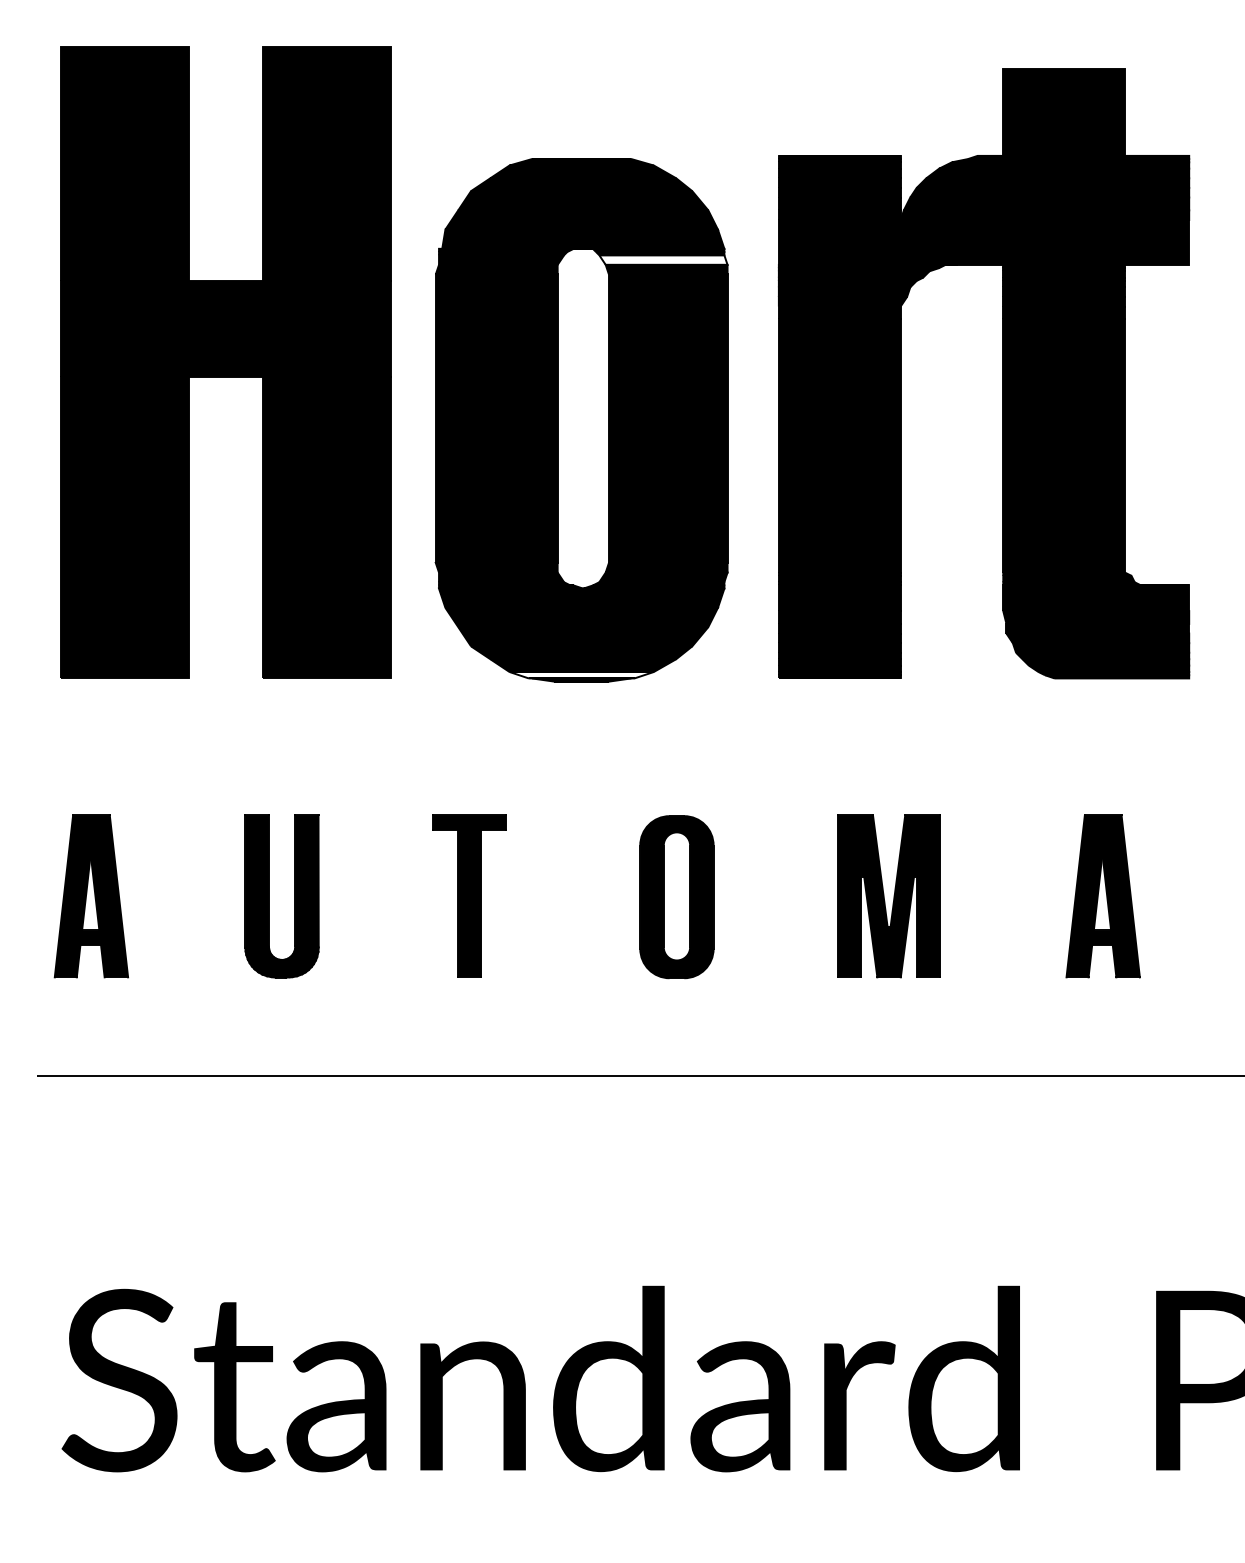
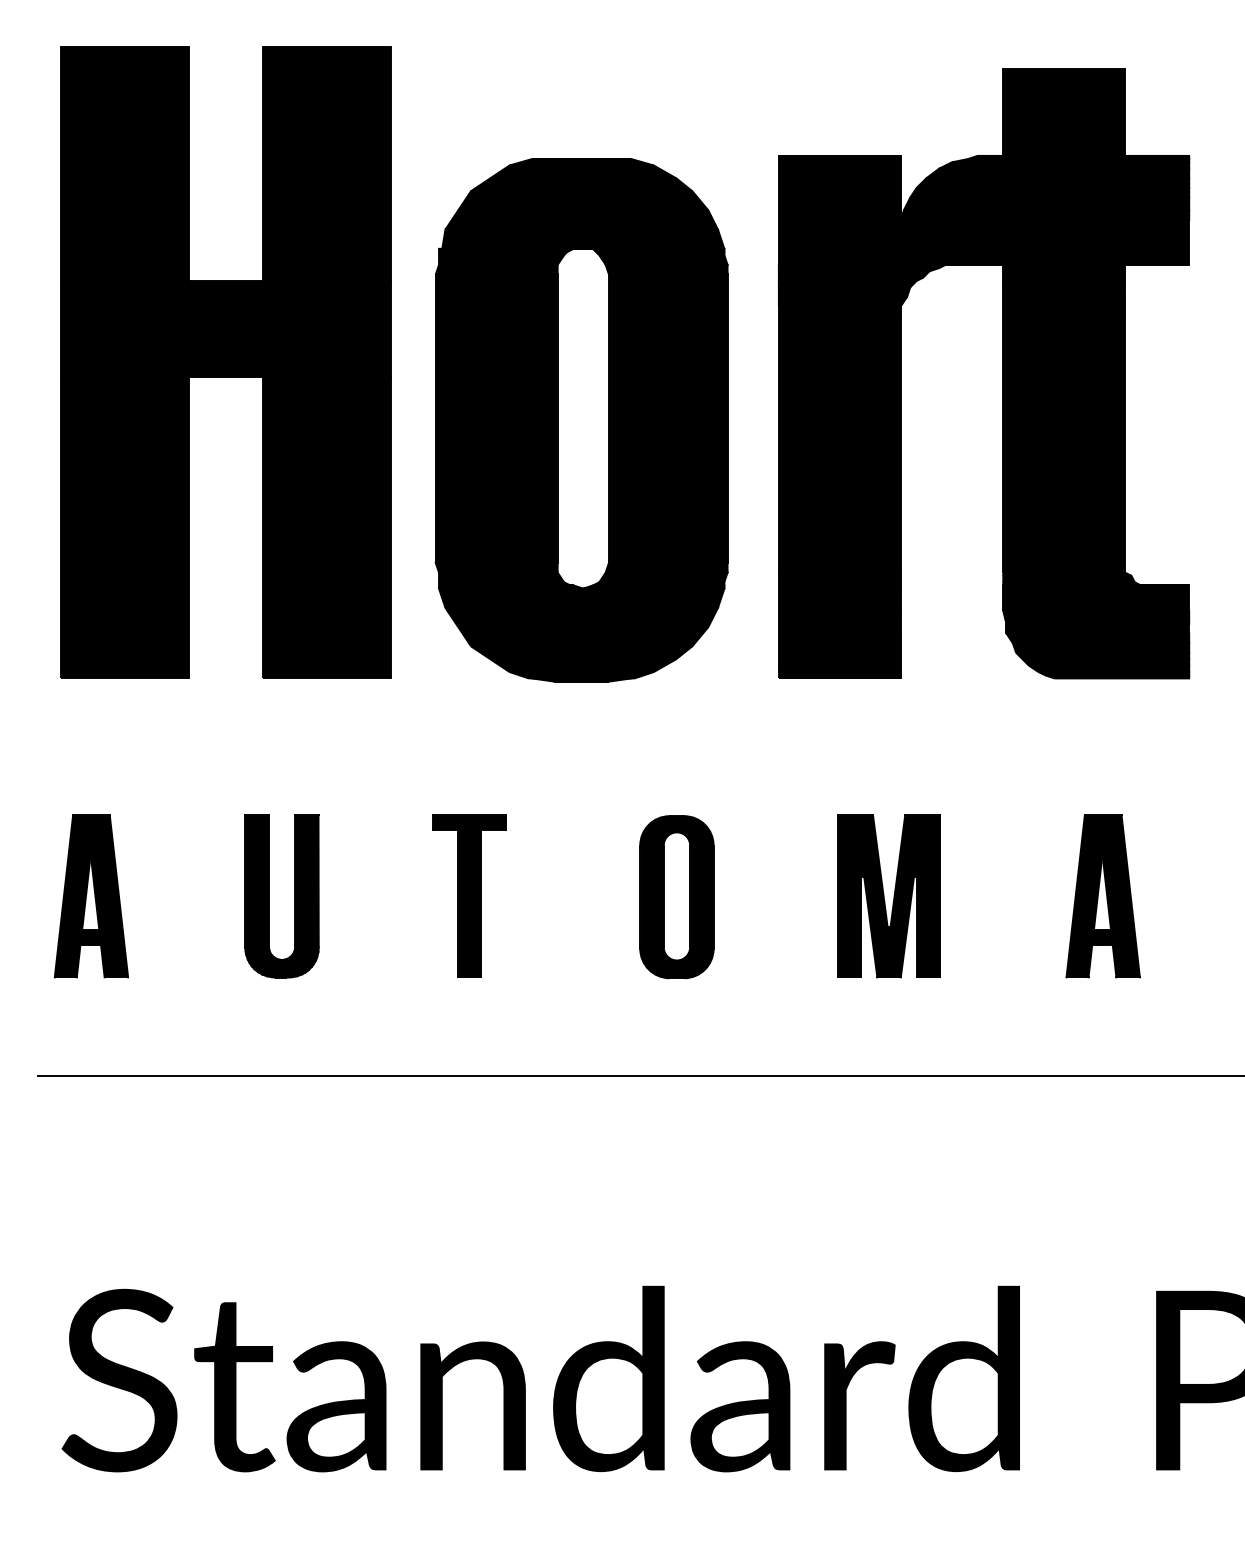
fill: none -> present (663, 259)
fill: none -> present (581, 675)
